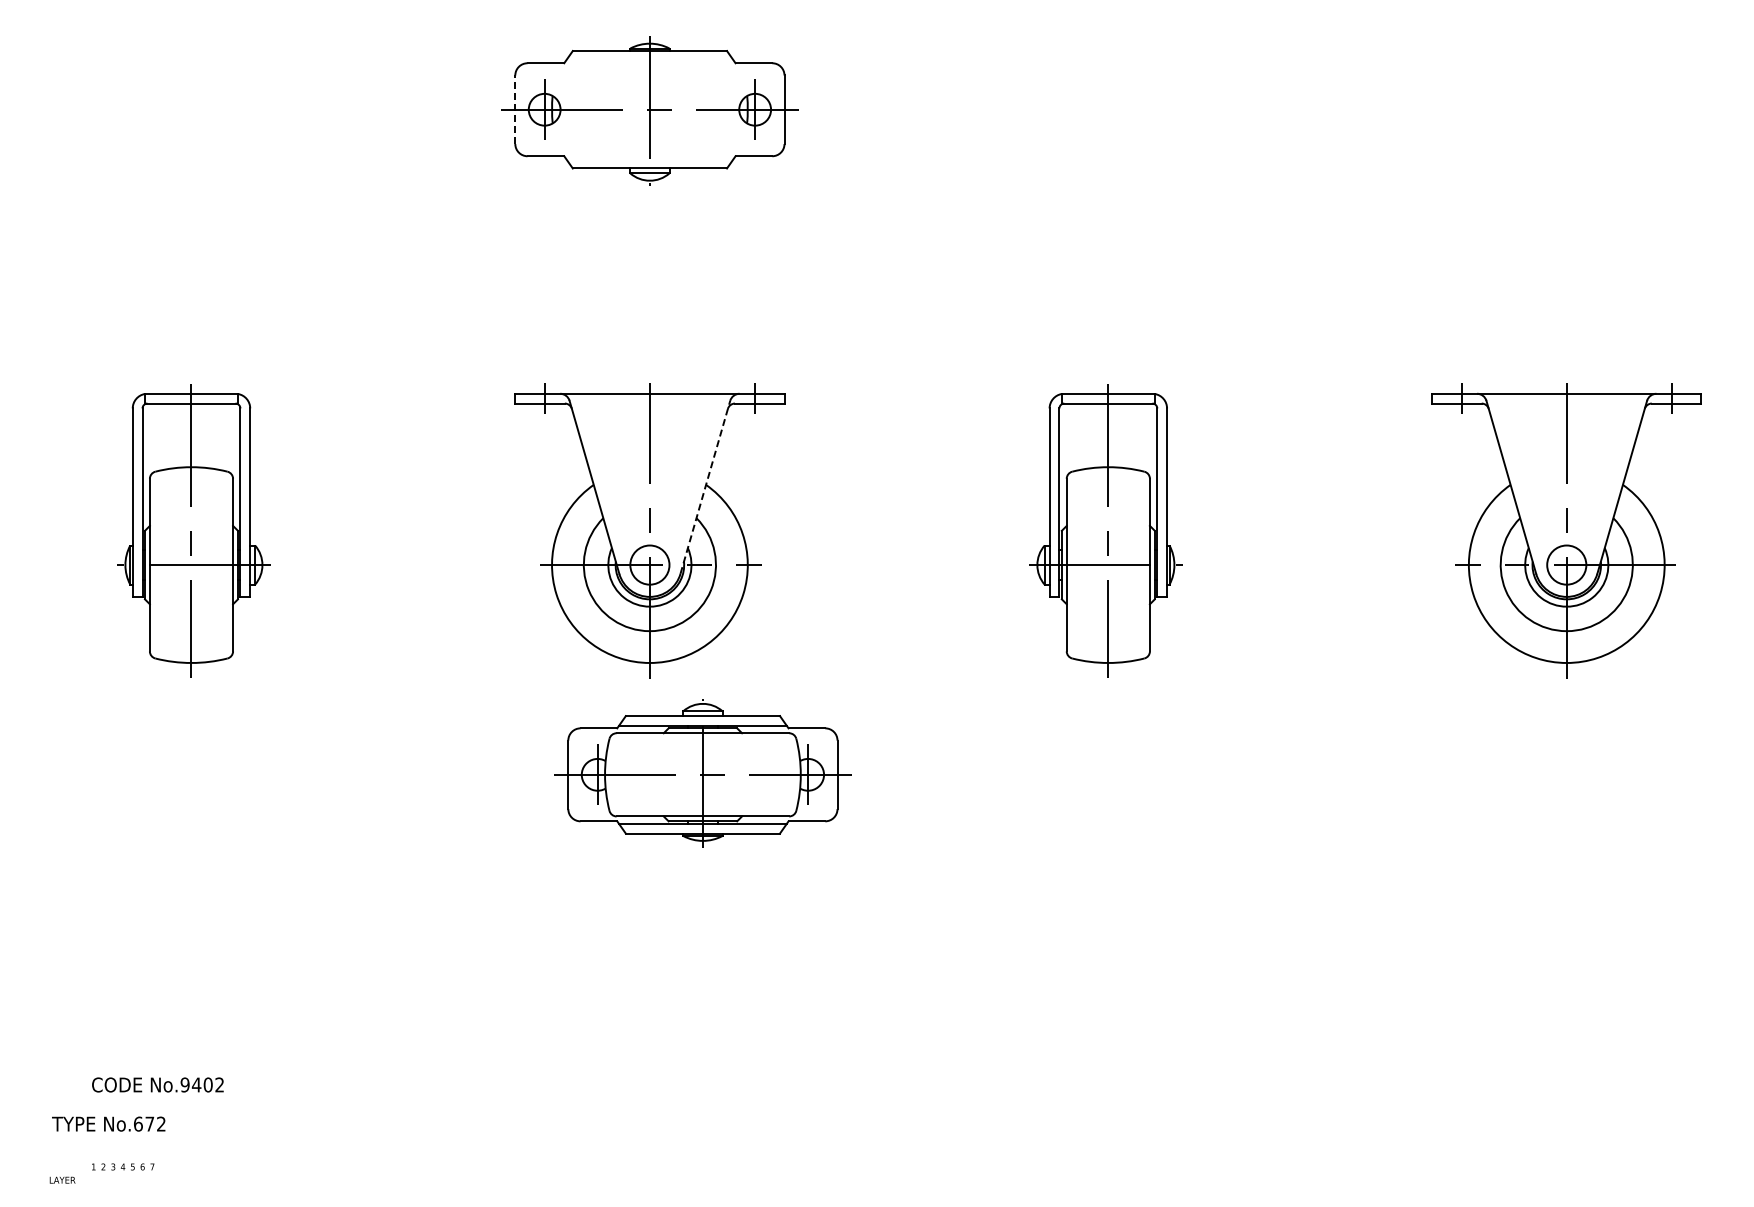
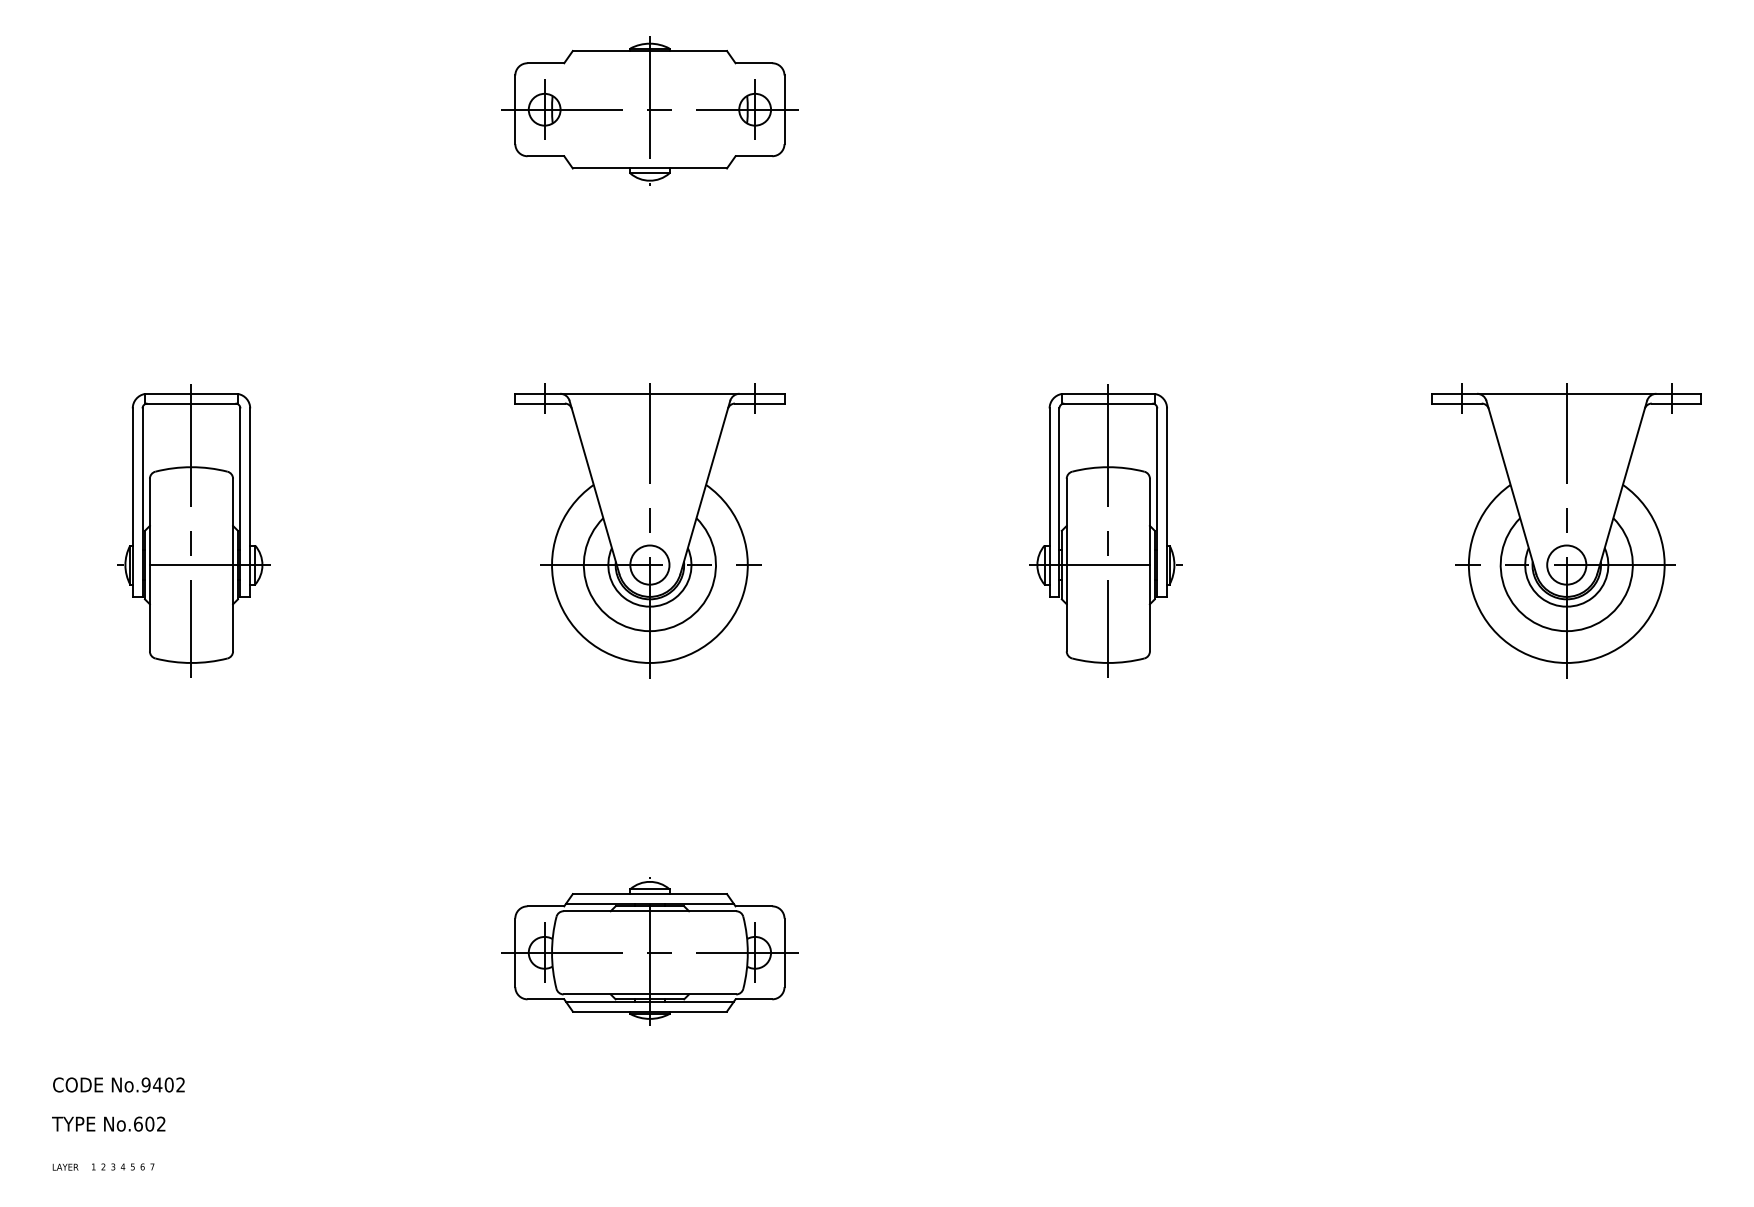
line: dashed -> solid (515, 109)
line: dashed -> solid (705, 486)
part position: (702, 773) -> (649, 951) (649, 951)
text position: (157, 1084) -> (118, 1084) (118, 1084)
text: No.672 -> No.602 (149, 1123)
text position: (62, 1179) -> (65, 1166) (65, 1166)
